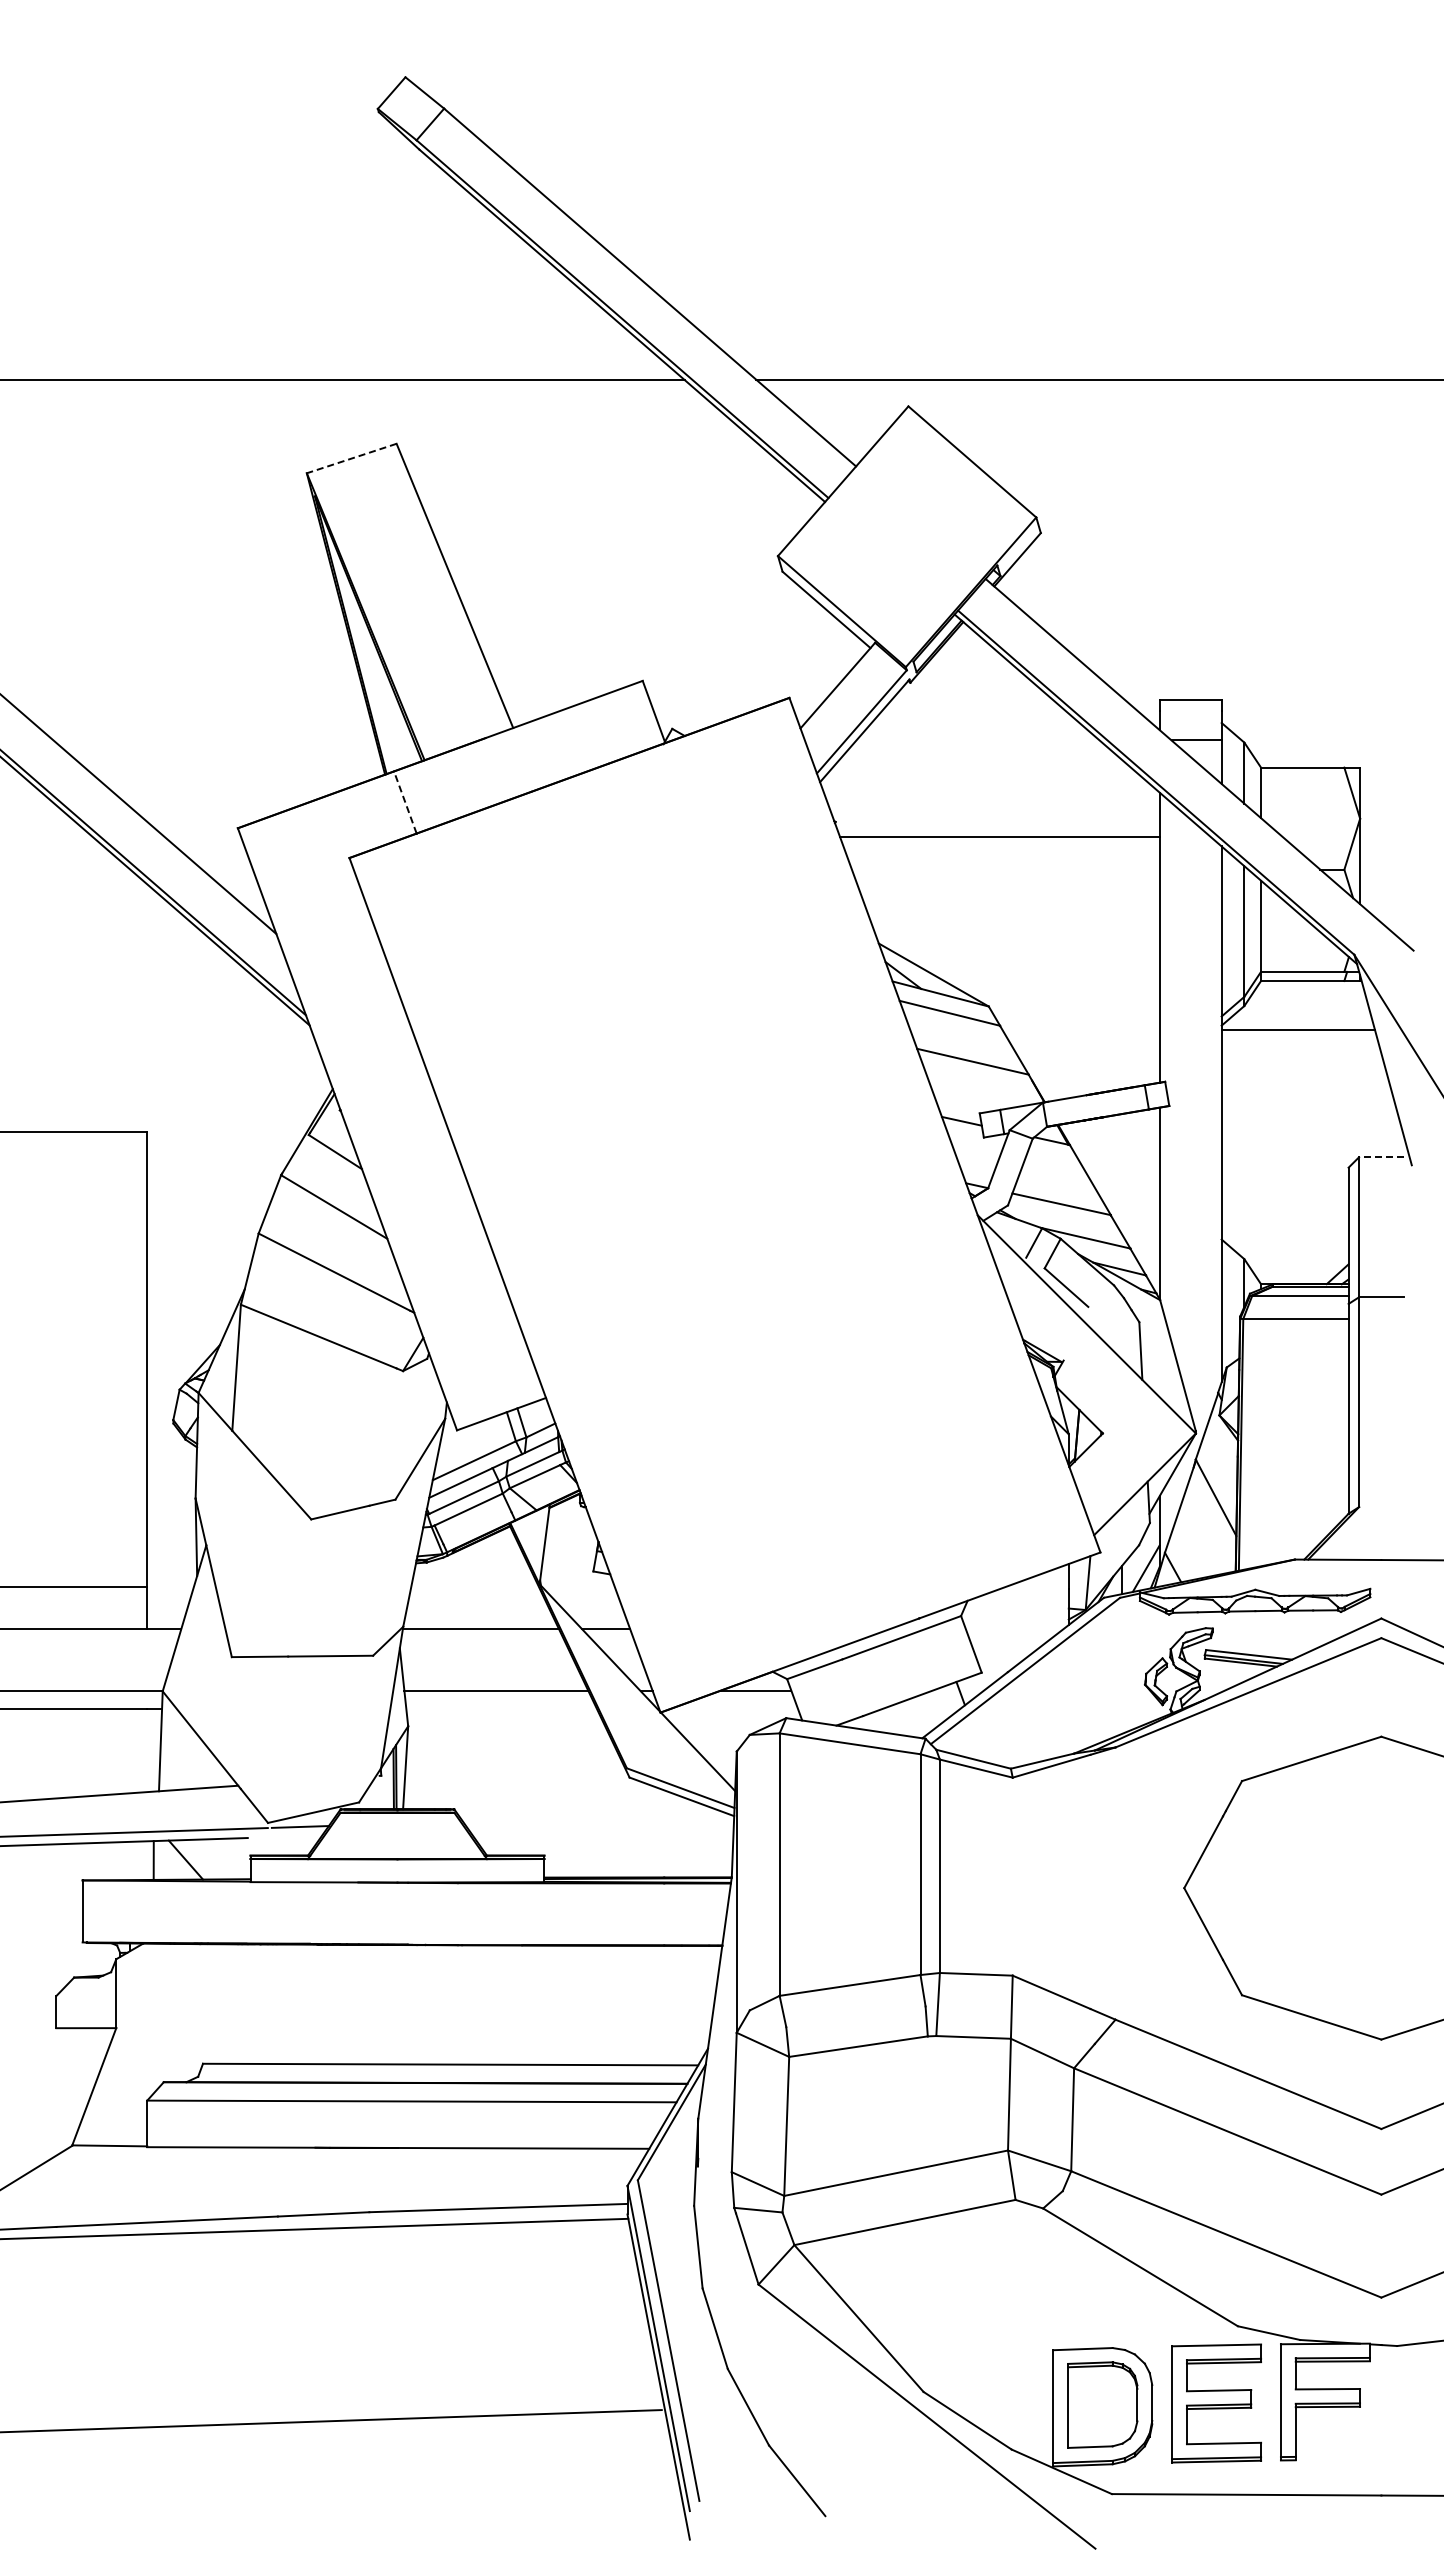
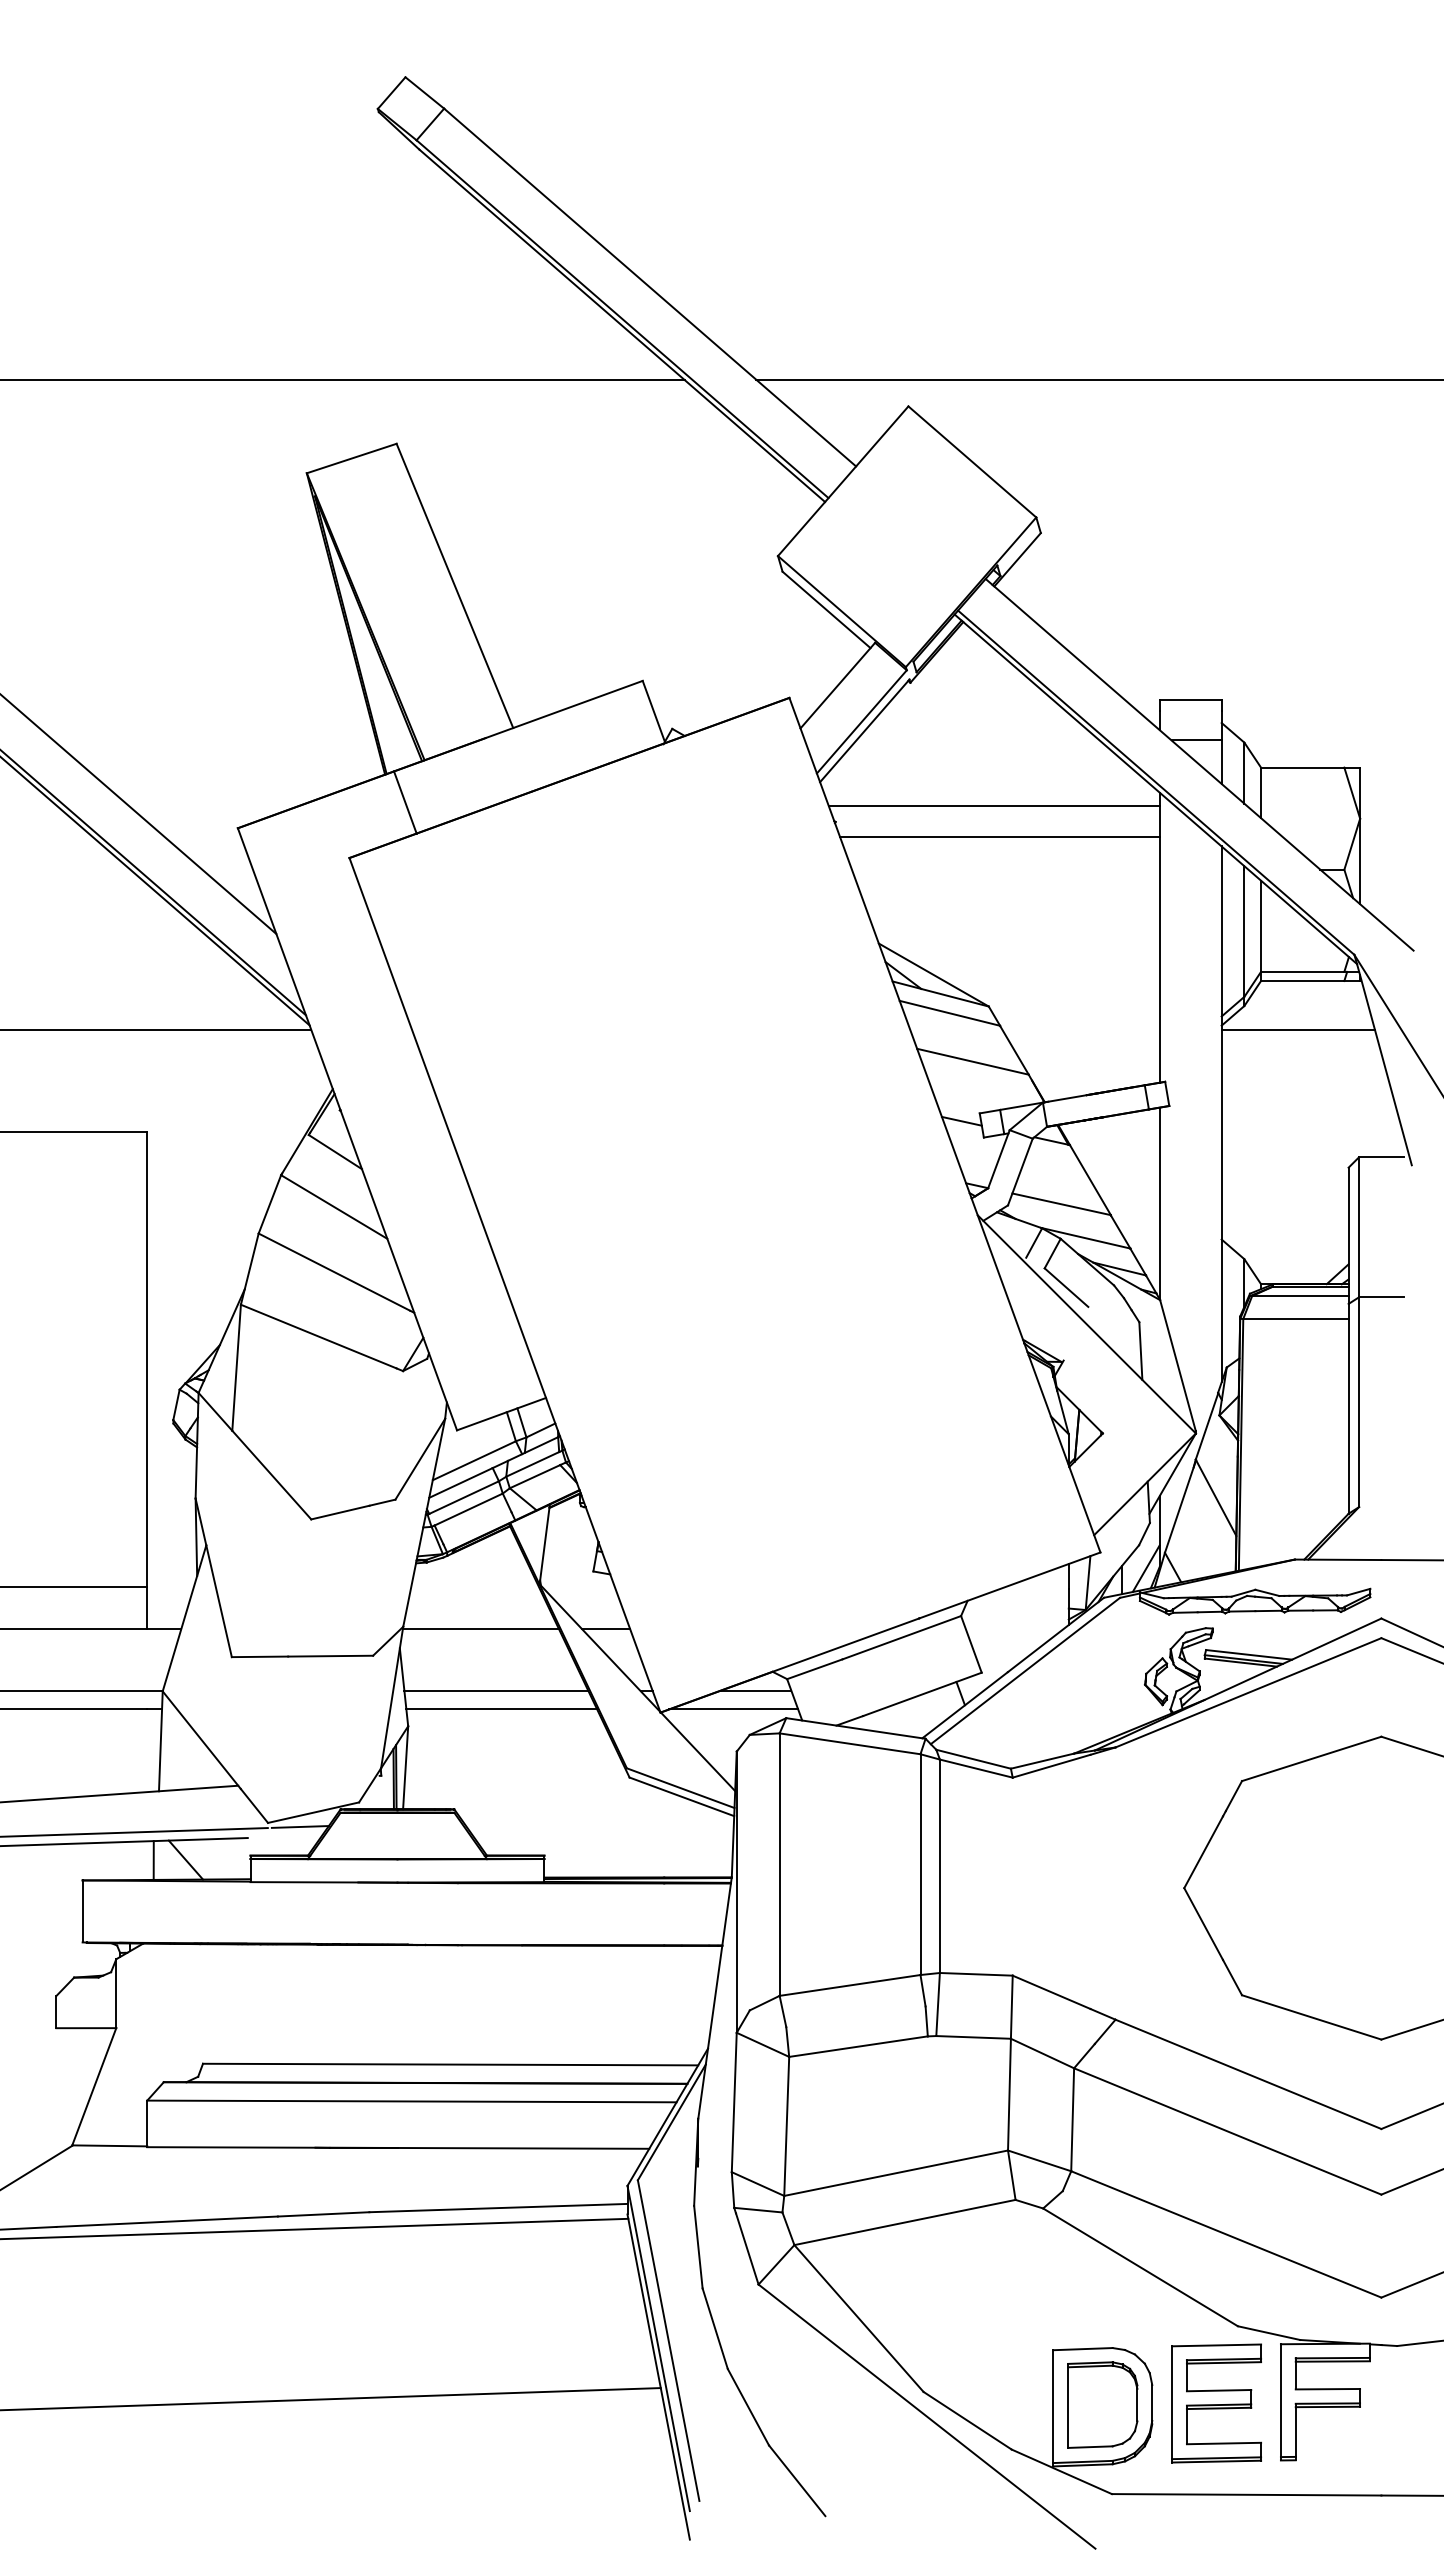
line: dashed -> solid (351, 458)
line: dashed -> solid (405, 802)
line: none -> present (993, 806)
line: none -> present (156, 1030)
line: dashed -> solid (1380, 1157)
line: none -> present (501, 1709)
line: none -> present (733, 1709)
line position: (331, 2421) -> (331, 2399) (331, 2399)
